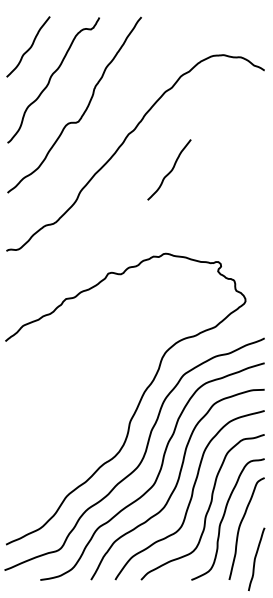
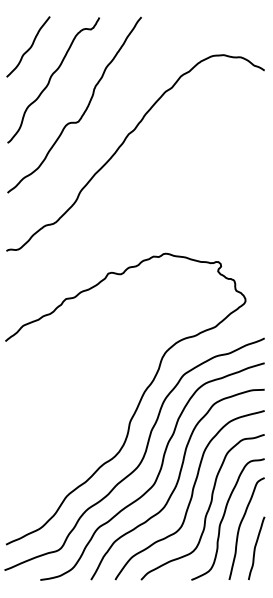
curve: present -> none (170, 170)
curve position: (255, 559) -> (255, 548) (255, 548)
